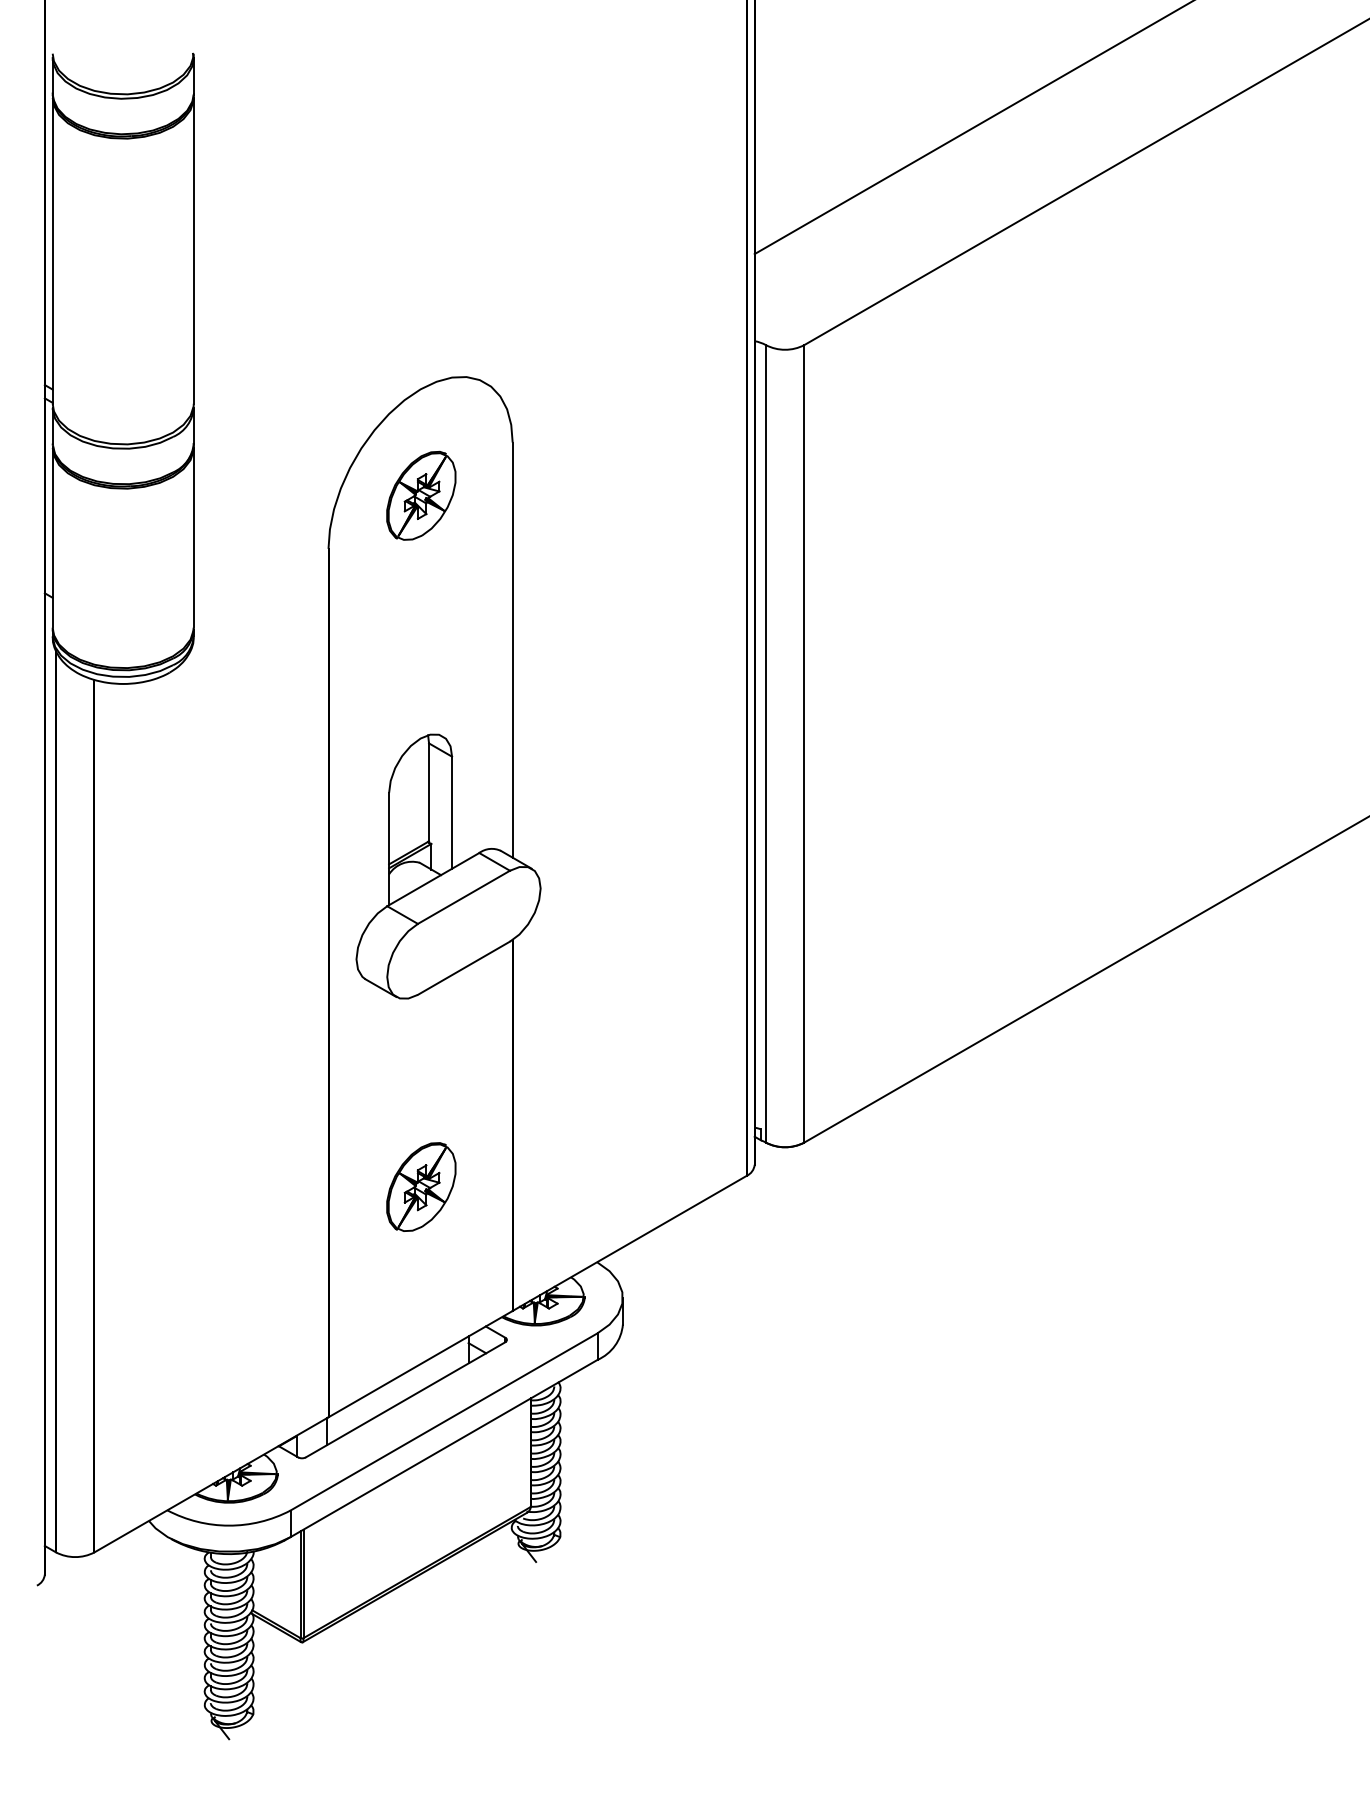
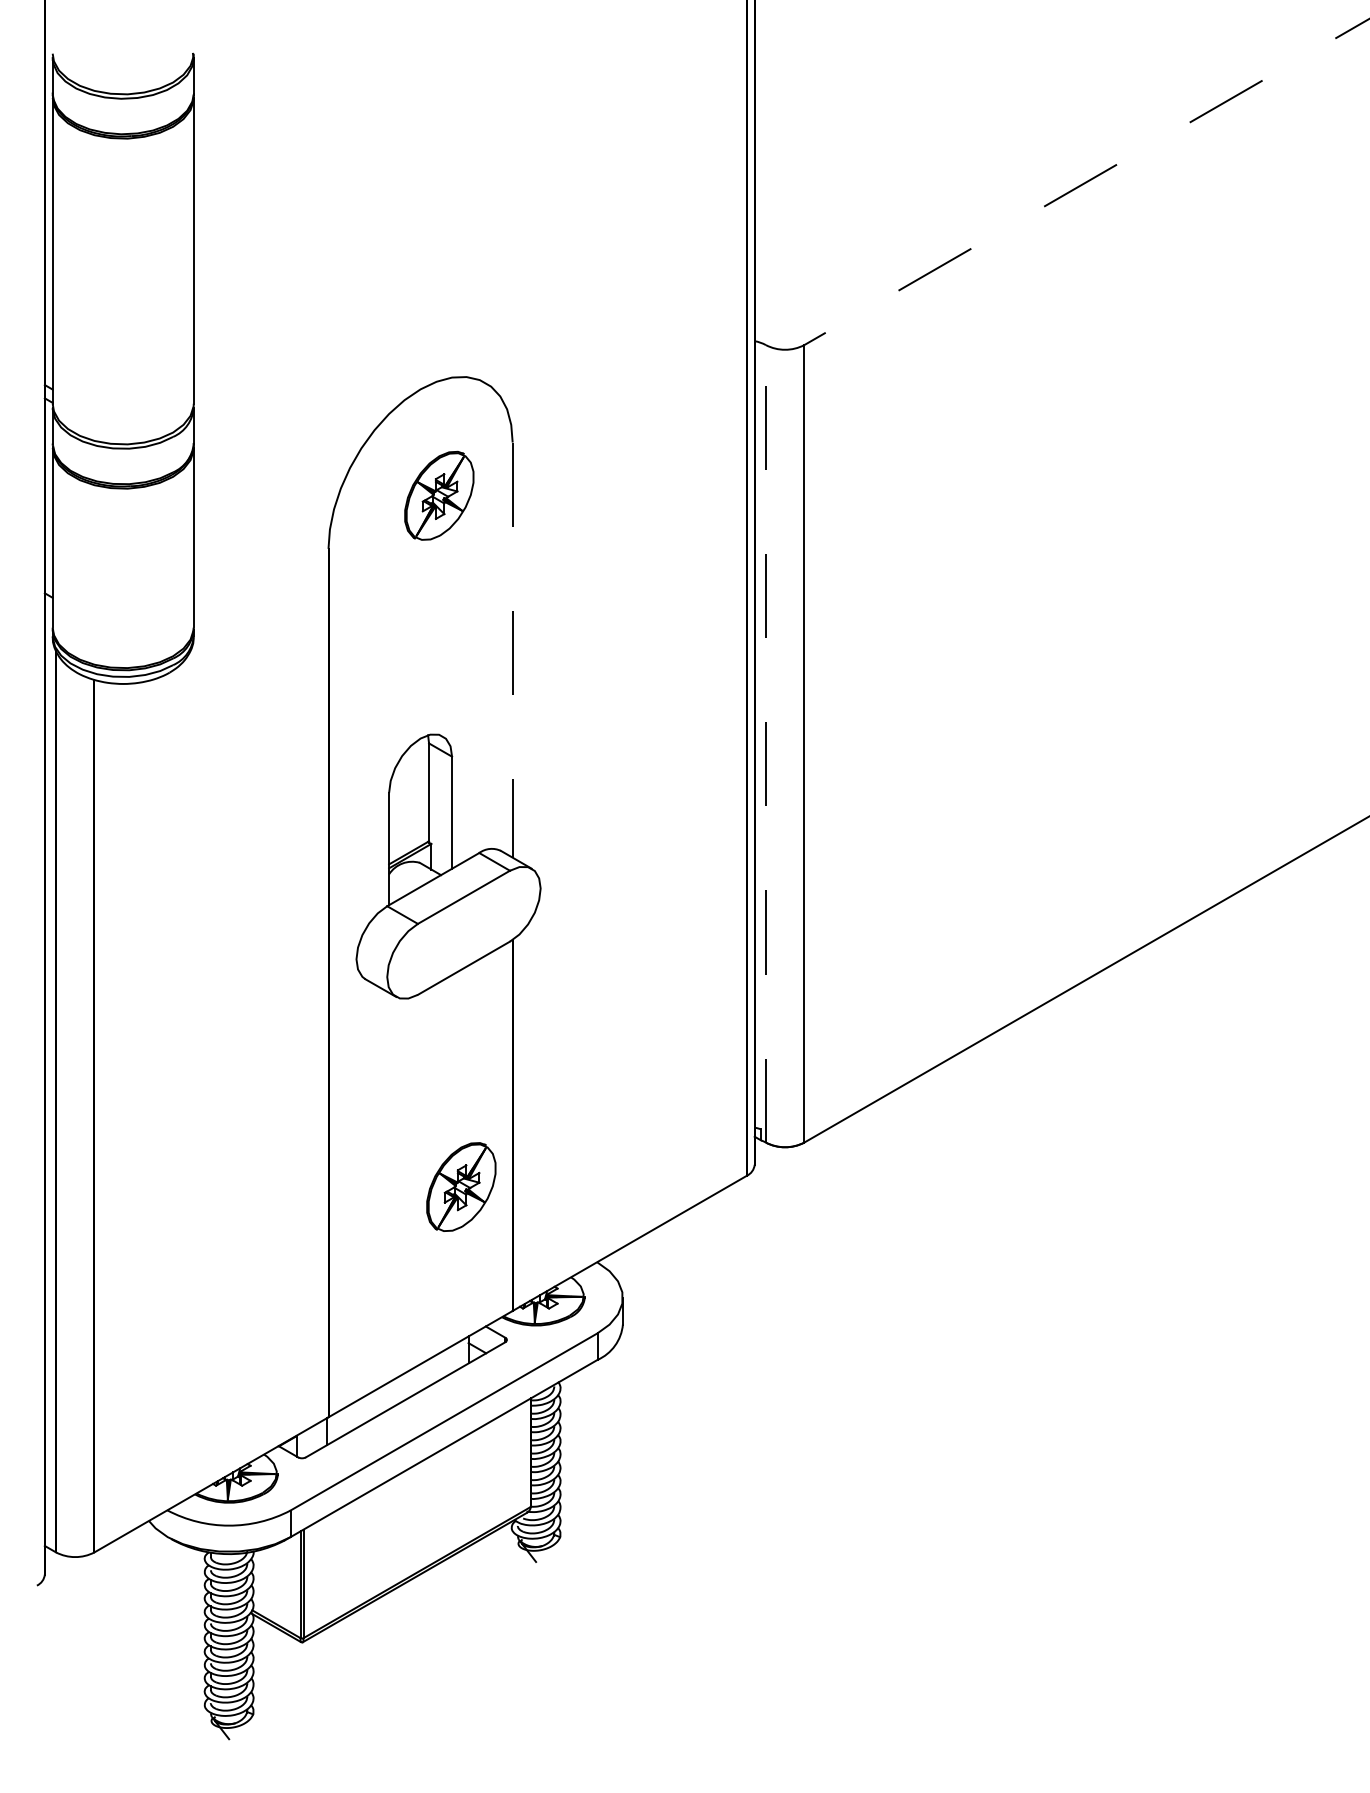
line: present -> none (972, 128)
line: solid -> dashed (1086, 182)
part position: (421, 495) -> (439, 495) (439, 495)
line: solid -> dashed (512, 650)
line: solid -> dashed (765, 743)
part position: (421, 1186) -> (461, 1186) (461, 1186)
